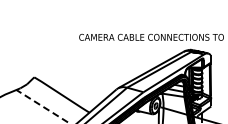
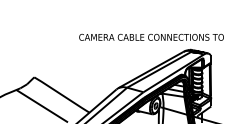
line: dashed -> solid (41, 105)
